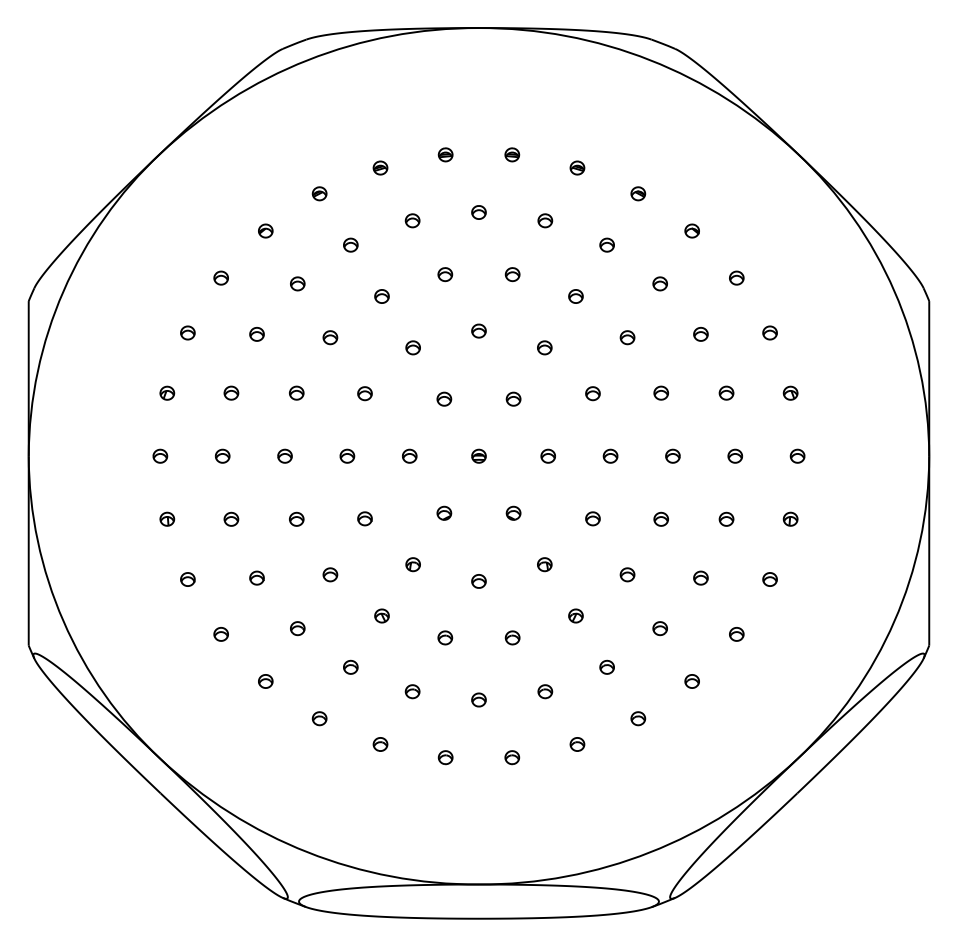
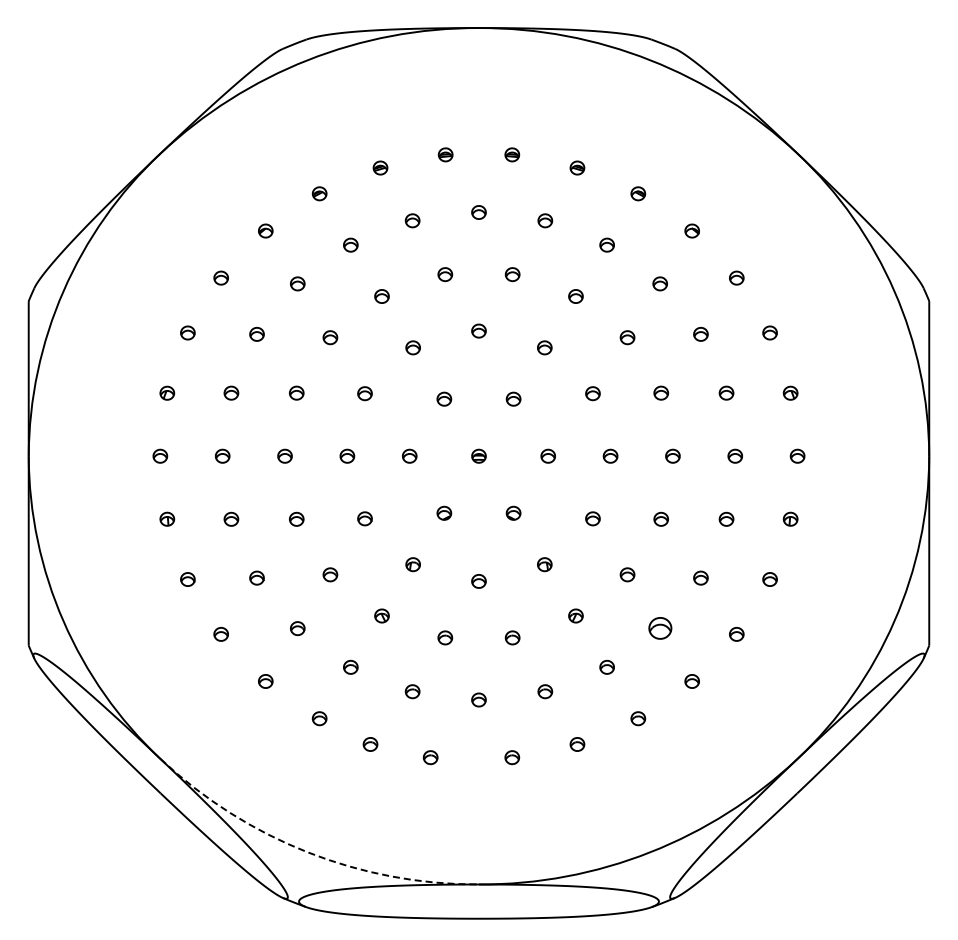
part size: 16x16 px -> 25x23 px (660, 628)
part position: (380, 744) -> (370, 744) (370, 744)
part position: (445, 757) -> (430, 757) (430, 757)
arc: solid -> dashed (307, 852)
